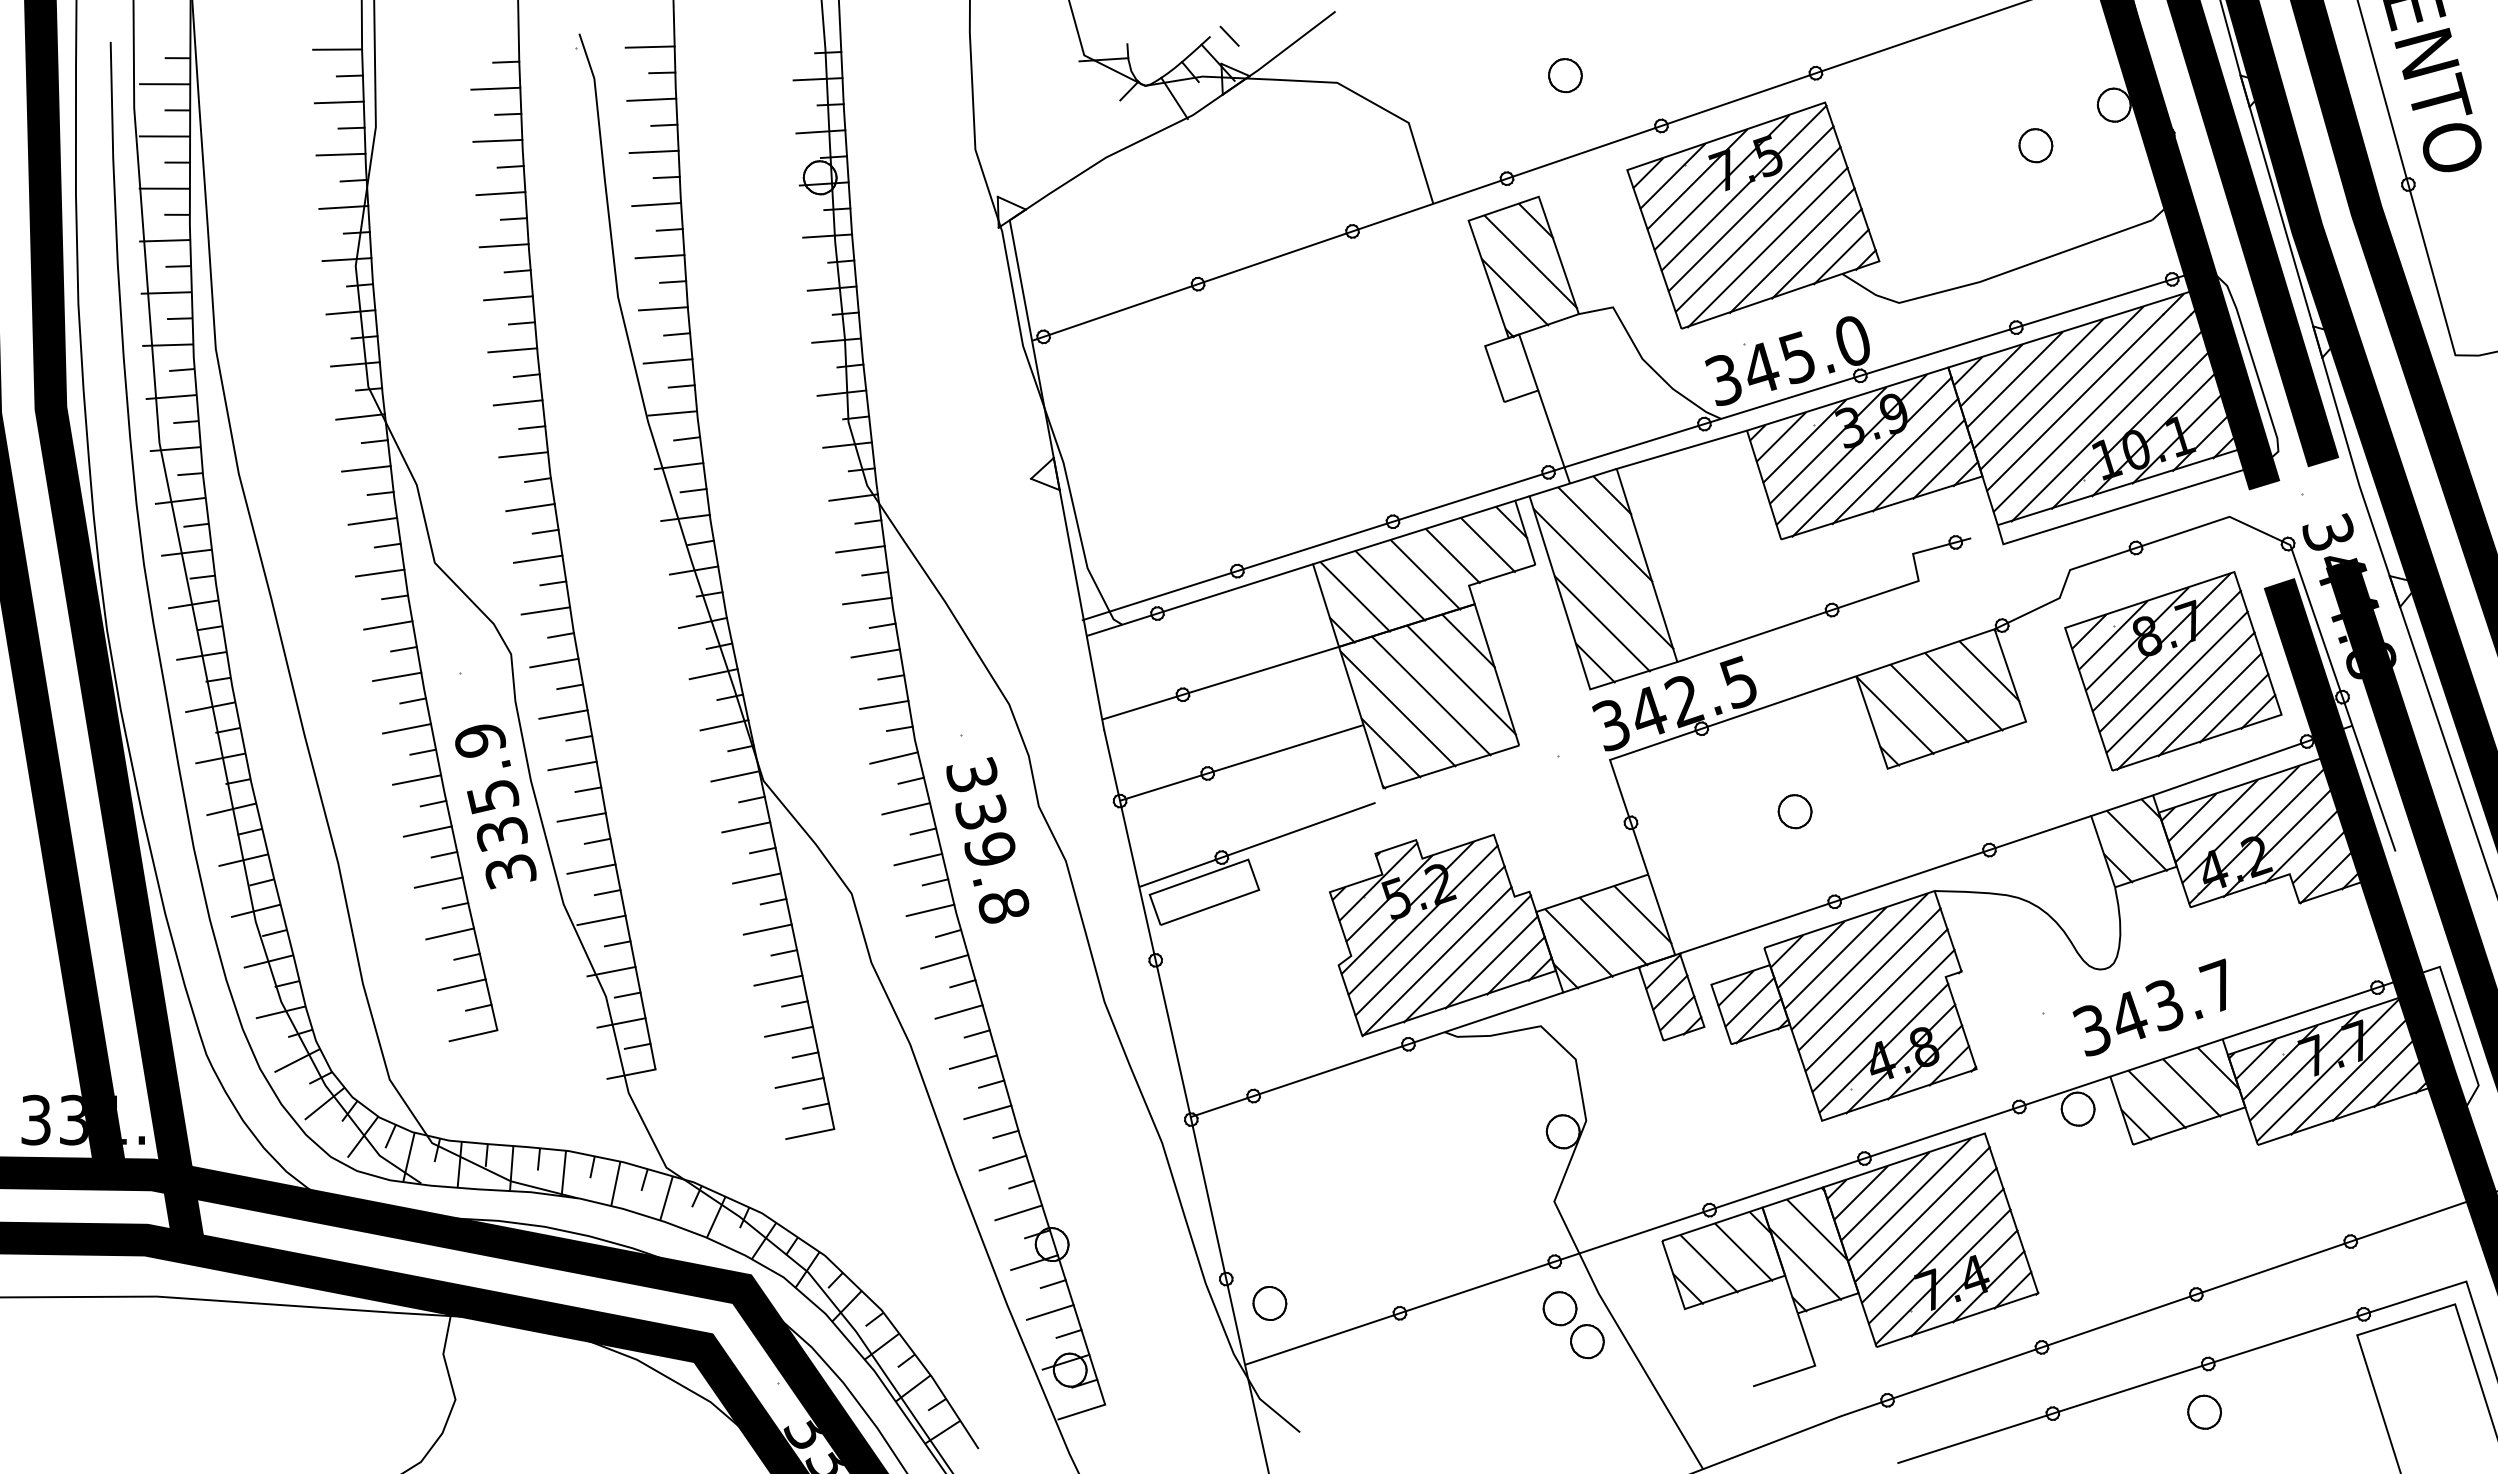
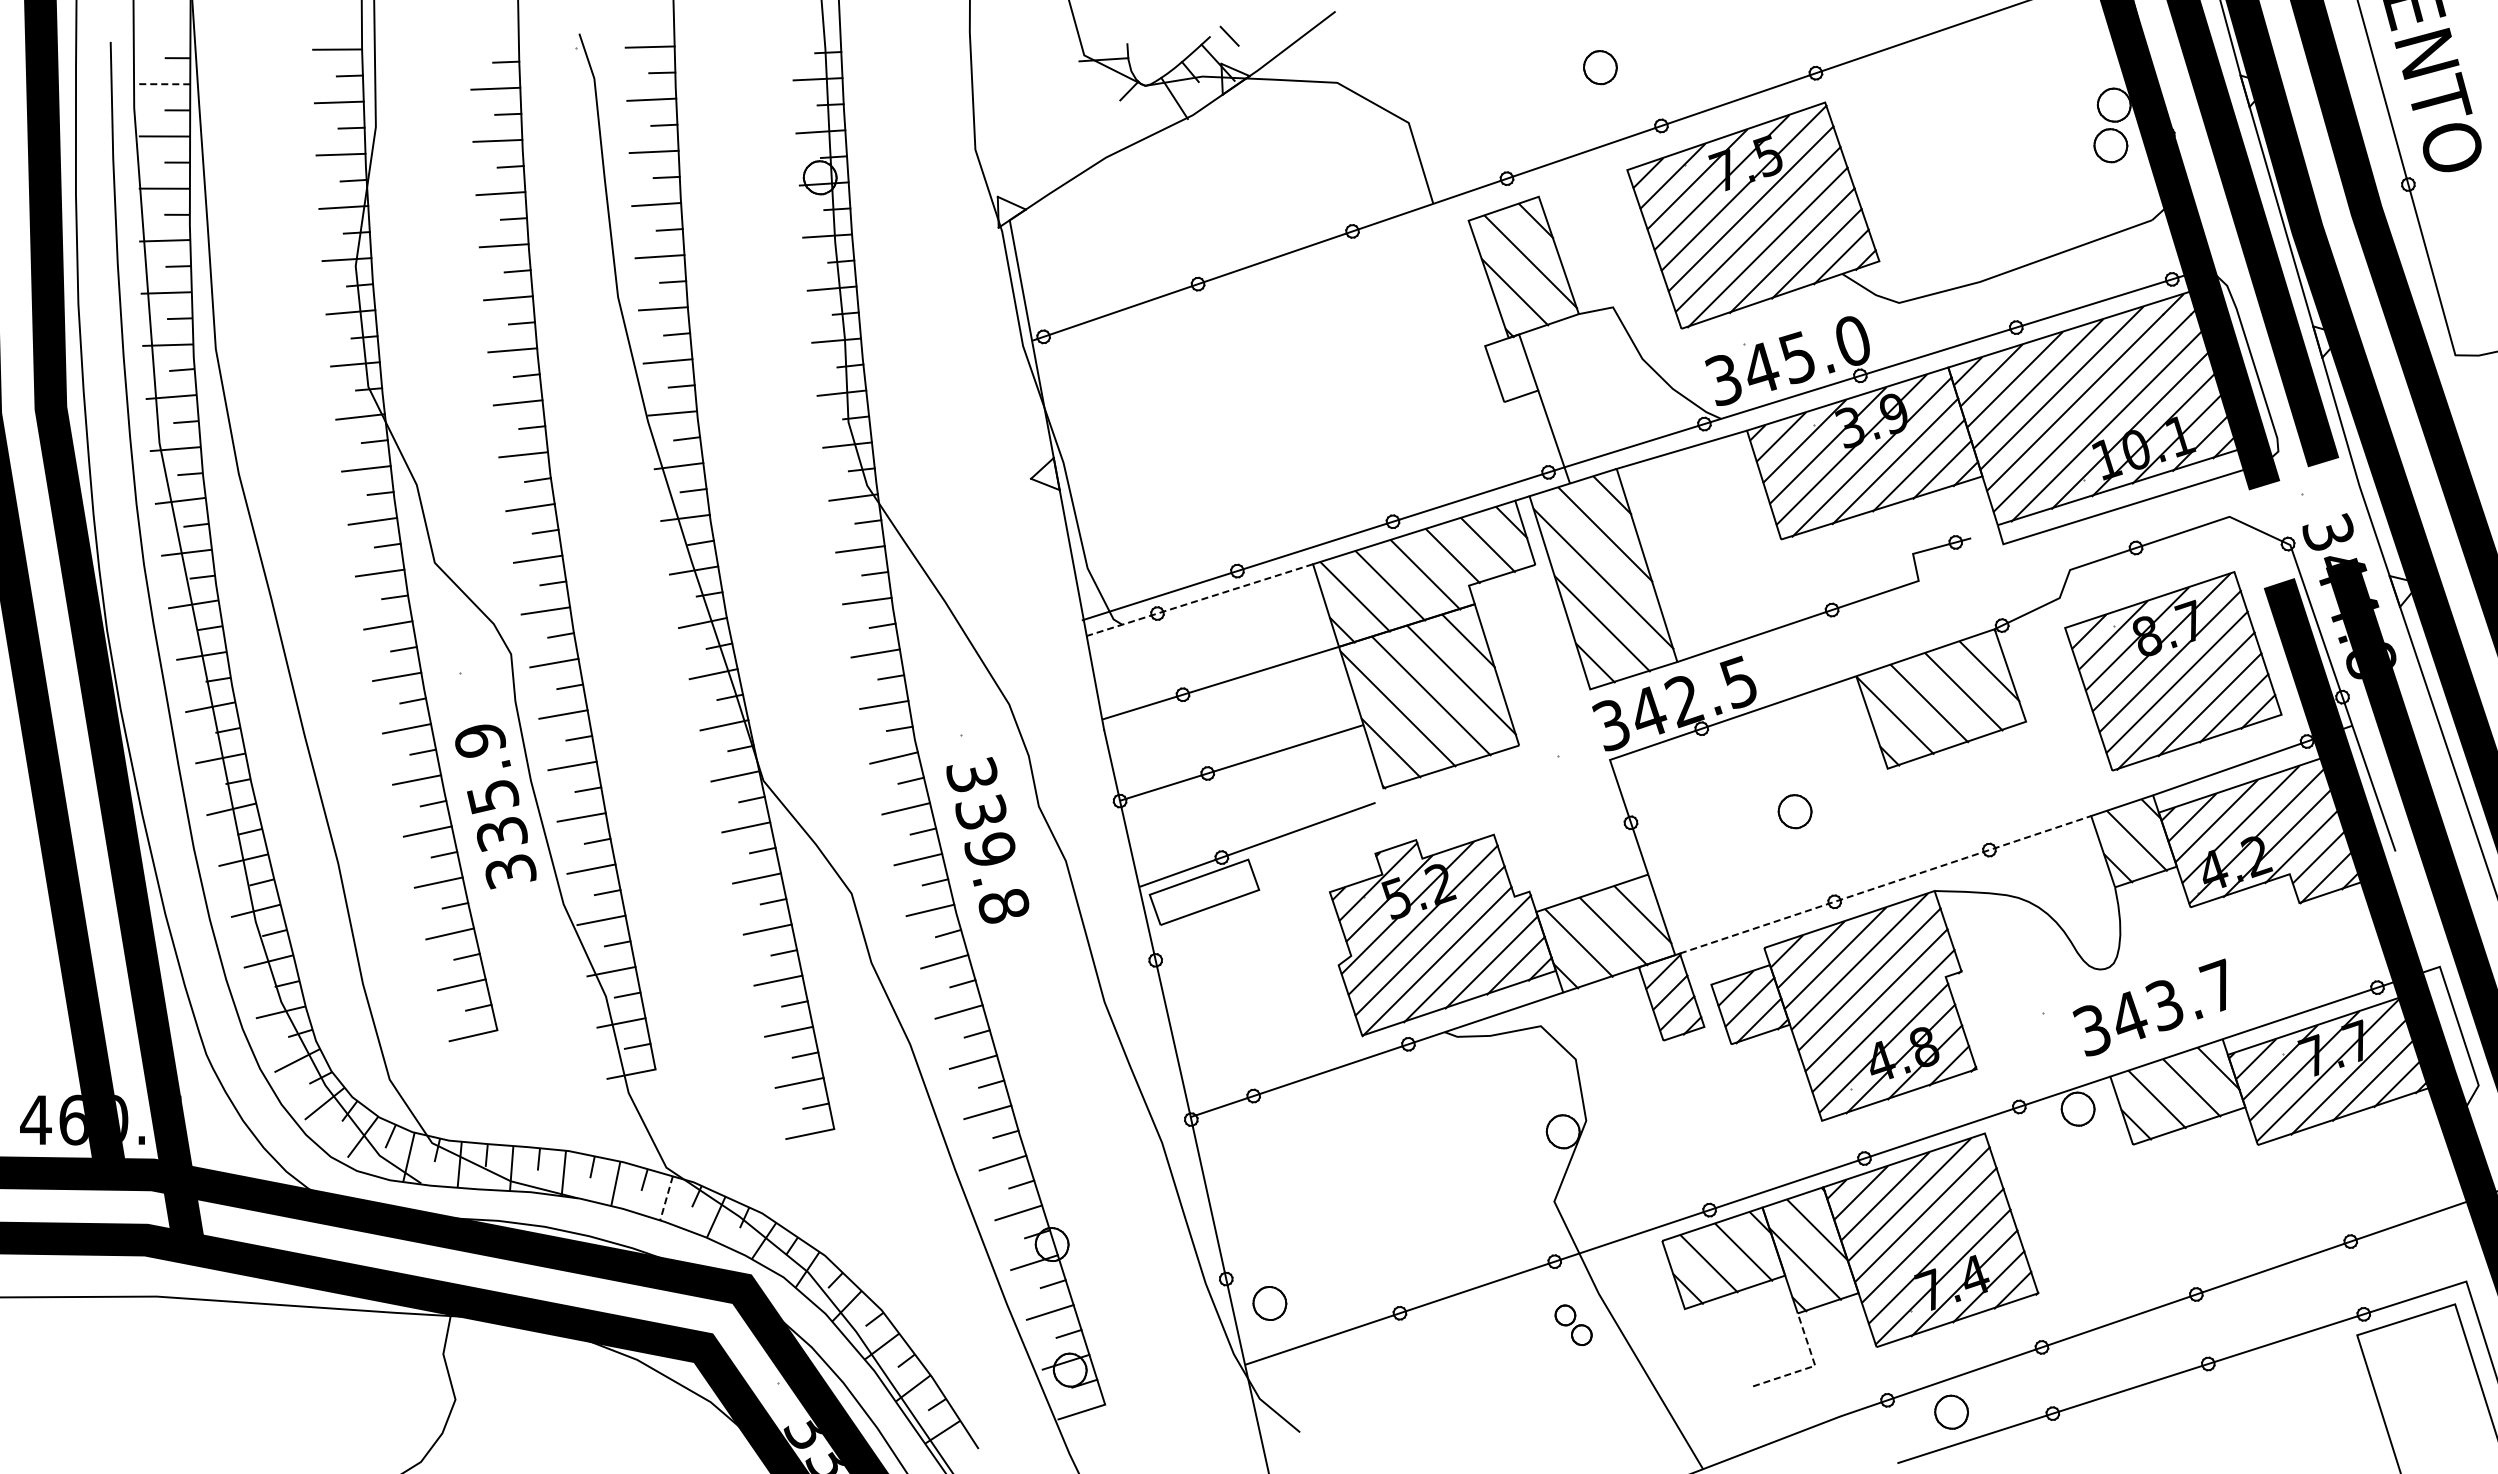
part position: (1565, 75) -> (1600, 67) (1600, 67)
line: solid -> dashed (164, 84)
part position: (2035, 145) -> (2110, 145) (2110, 145)
line: solid -> dashed (1199, 600)
line: solid -> dashed (1885, 884)
text: 331.1 -> 460.5 (100, 1119)
line: solid -> dashed (666, 1198)
part size: 63x69 px -> 39x43 px (1573, 1325)
line: solid -> dashed (1811, 1366)
part position: (2204, 1411) -> (1951, 1411) (1951, 1411)
